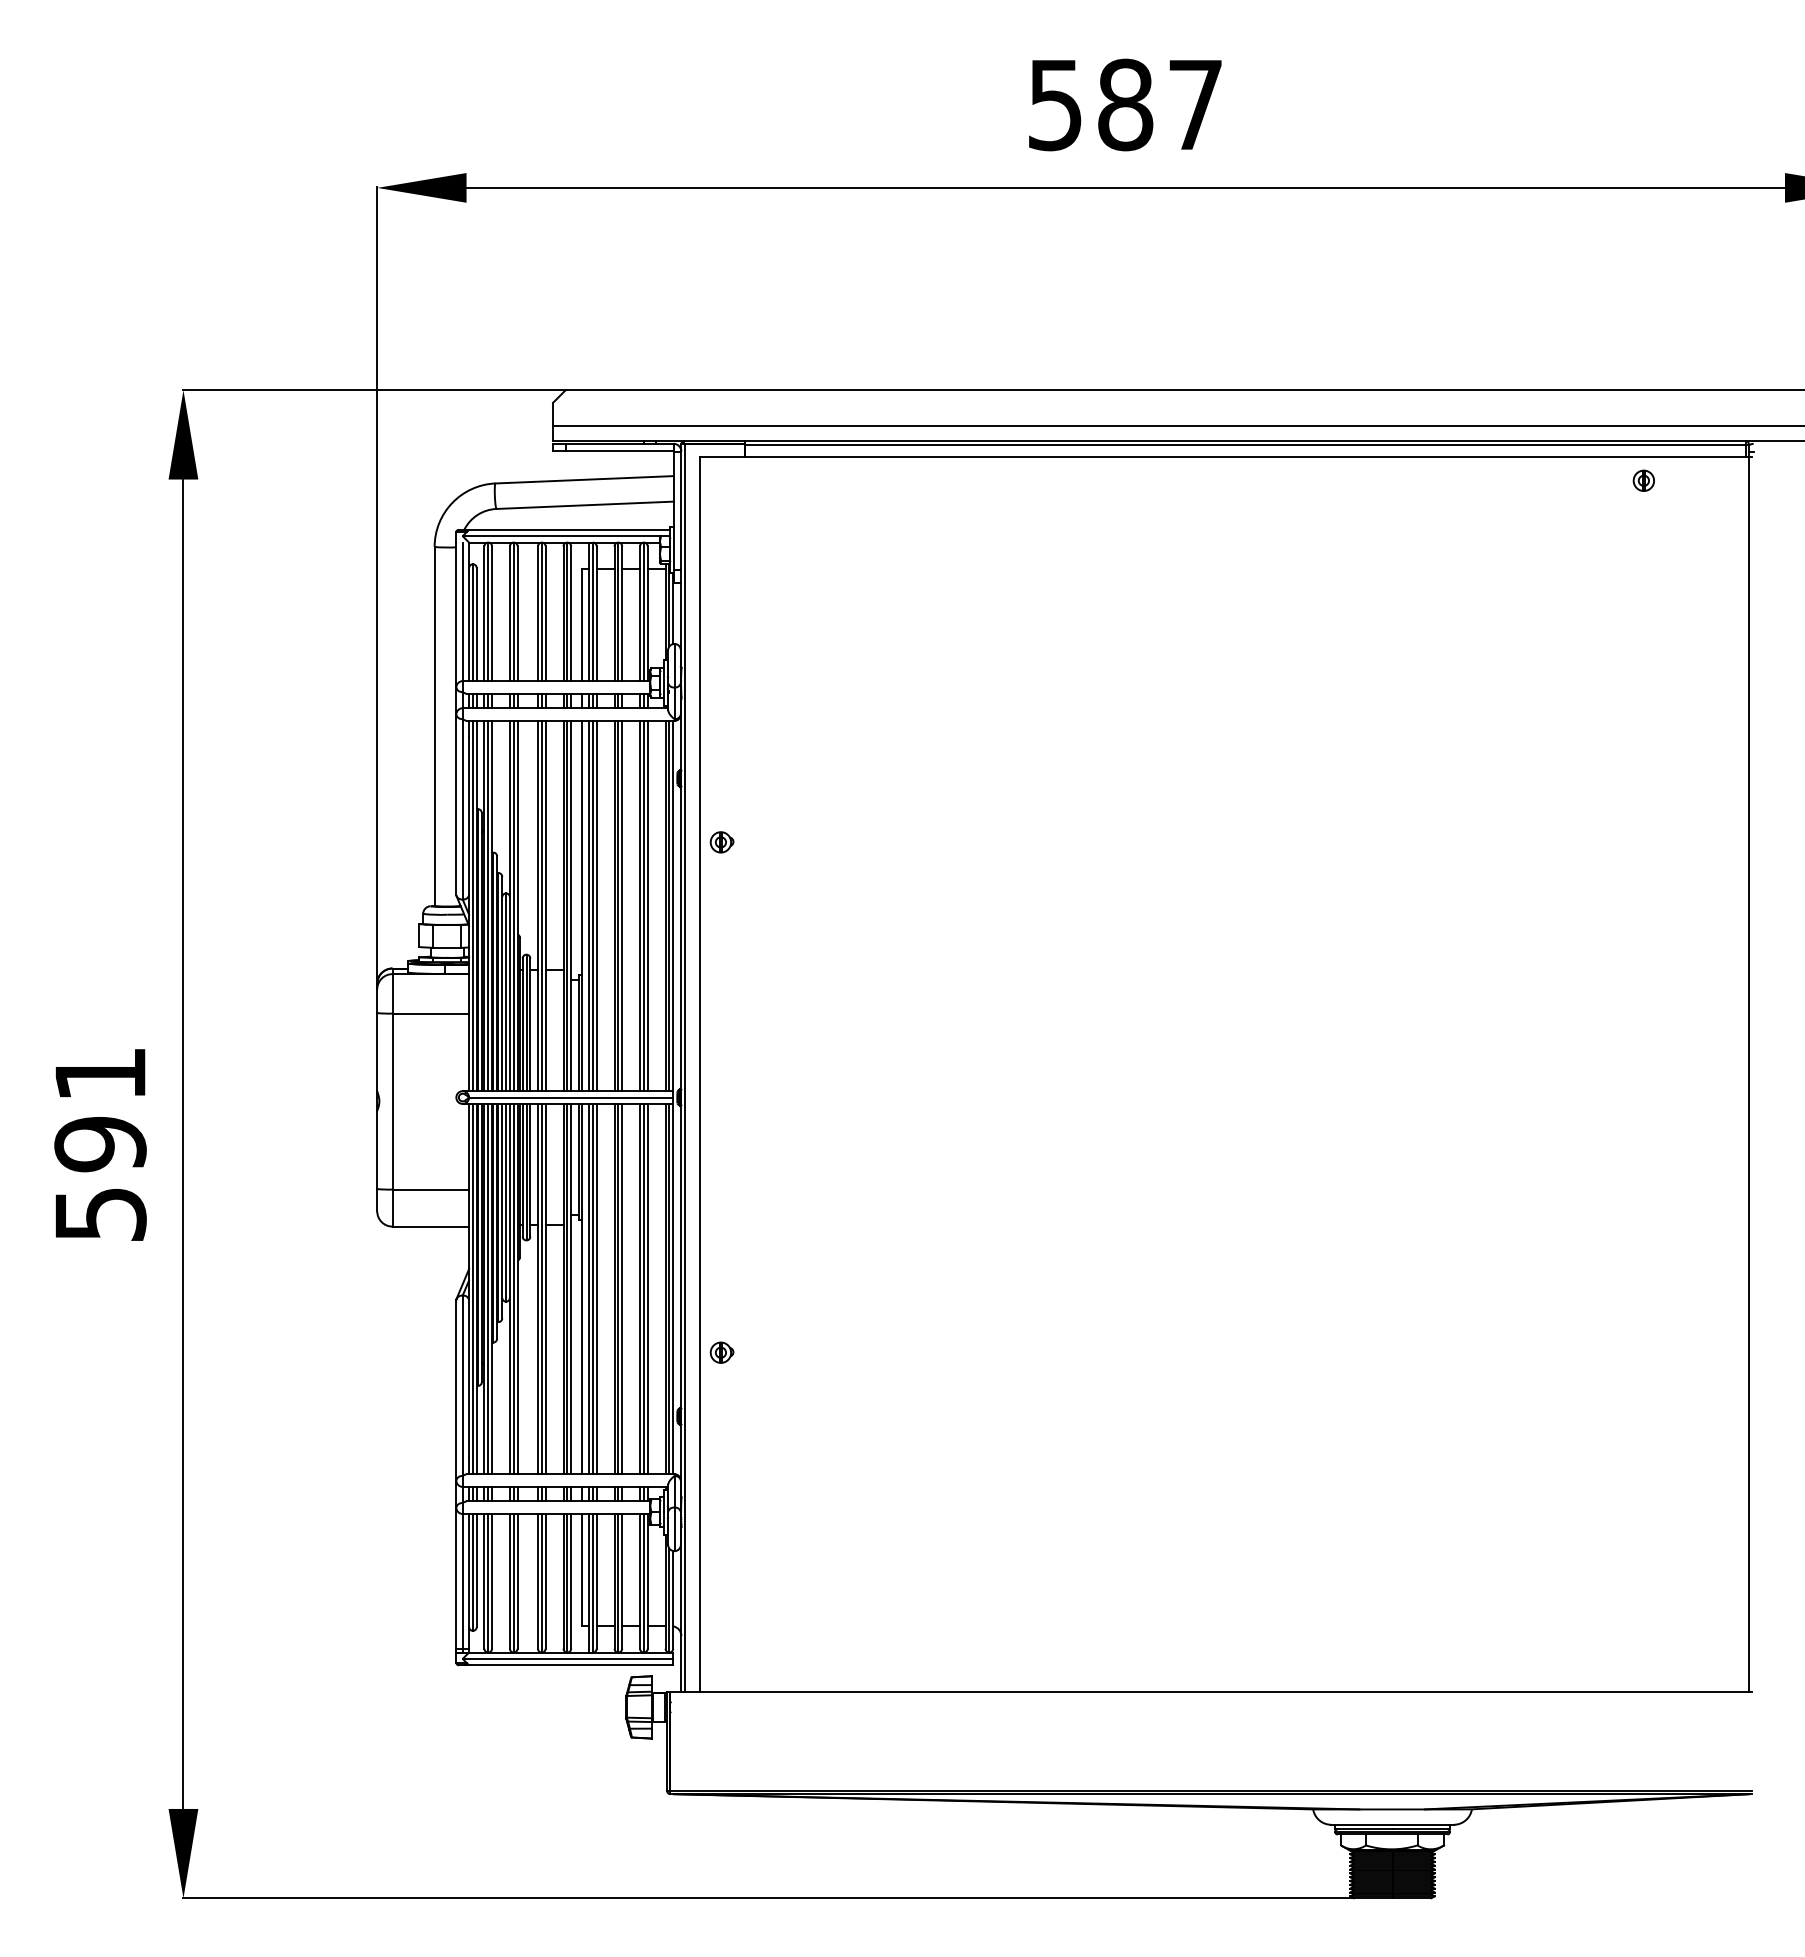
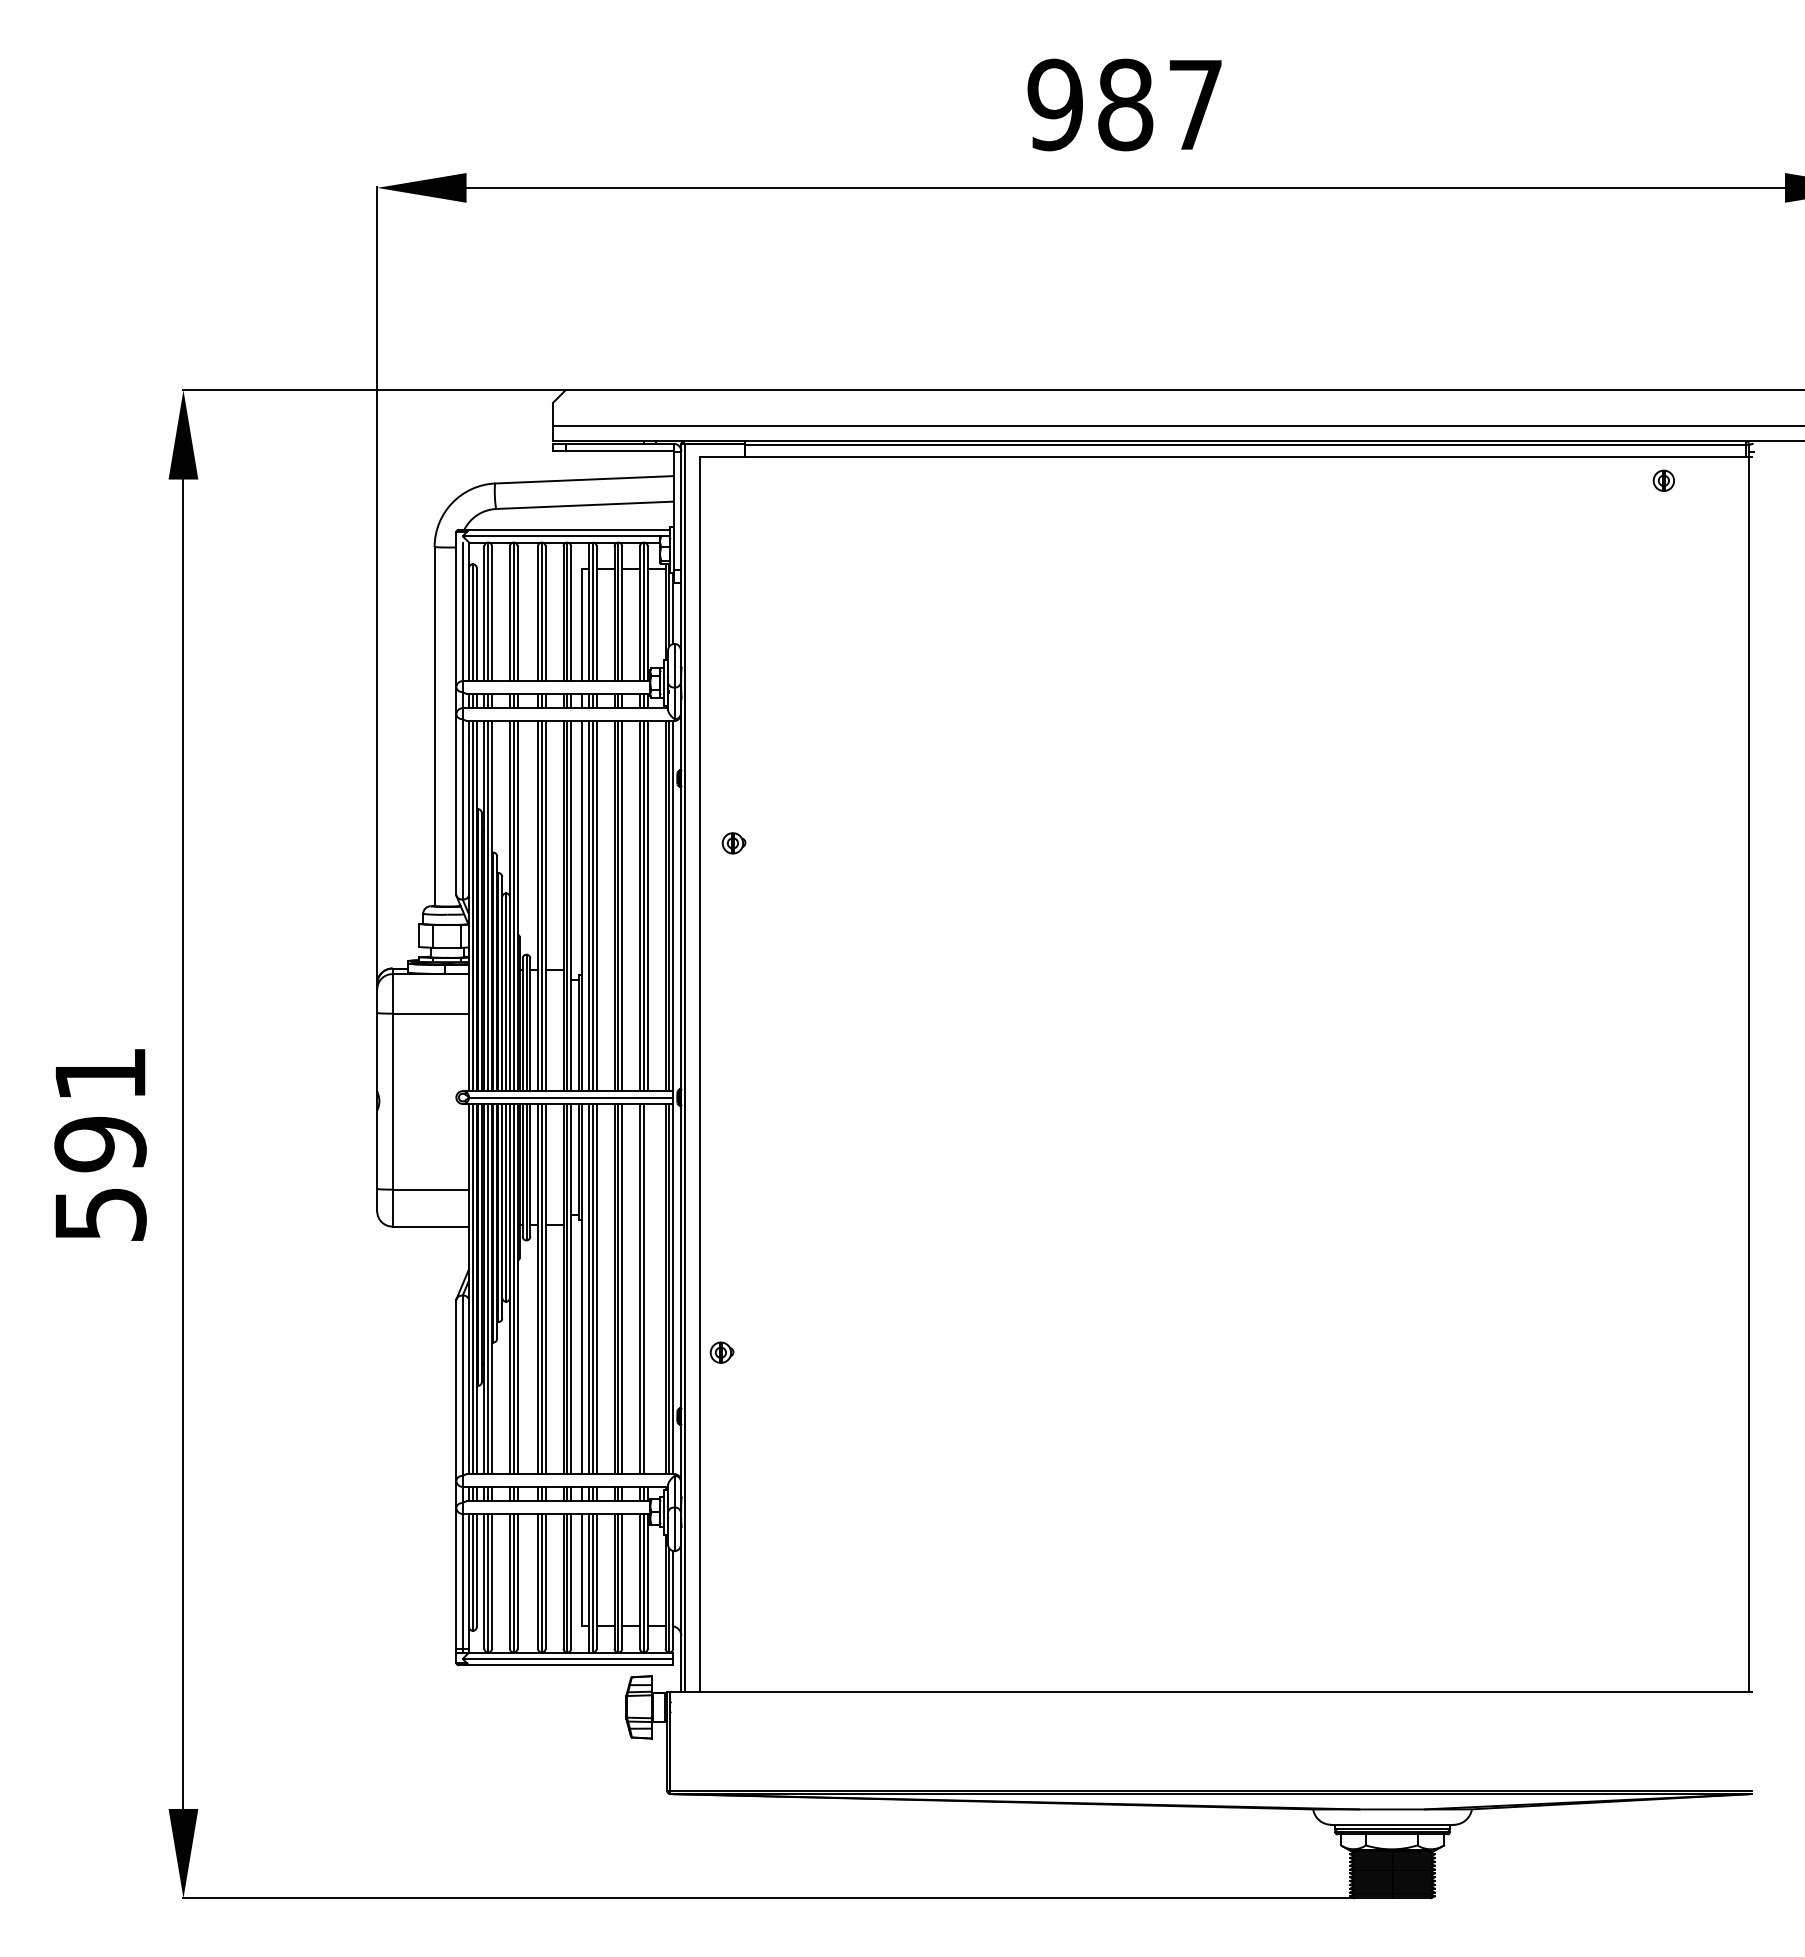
text: 587 -> 987 (1054, 104)
part position: (1643, 480) -> (1663, 480) (1663, 480)
part position: (721, 842) -> (733, 843) (733, 843)
line: present -> none (647, 1288)
